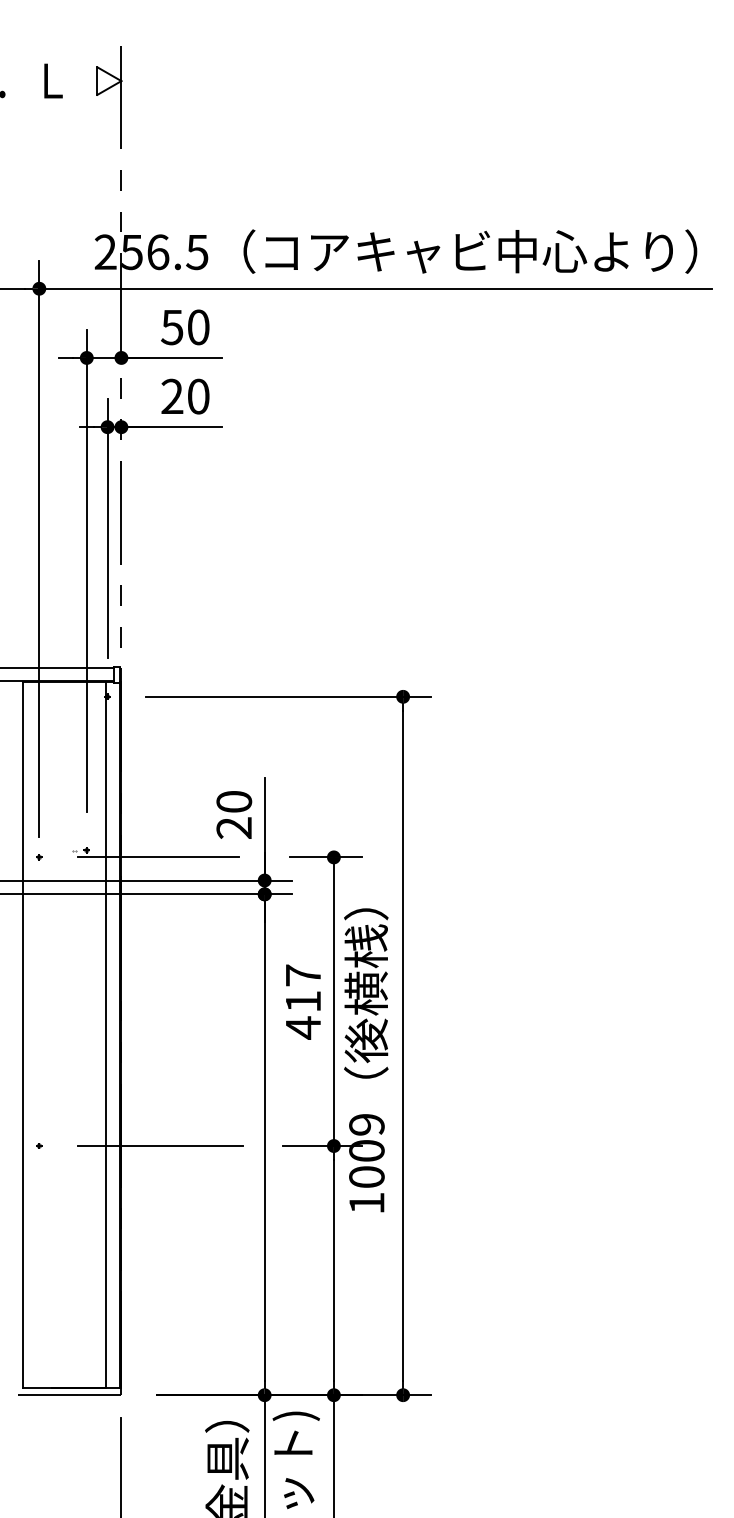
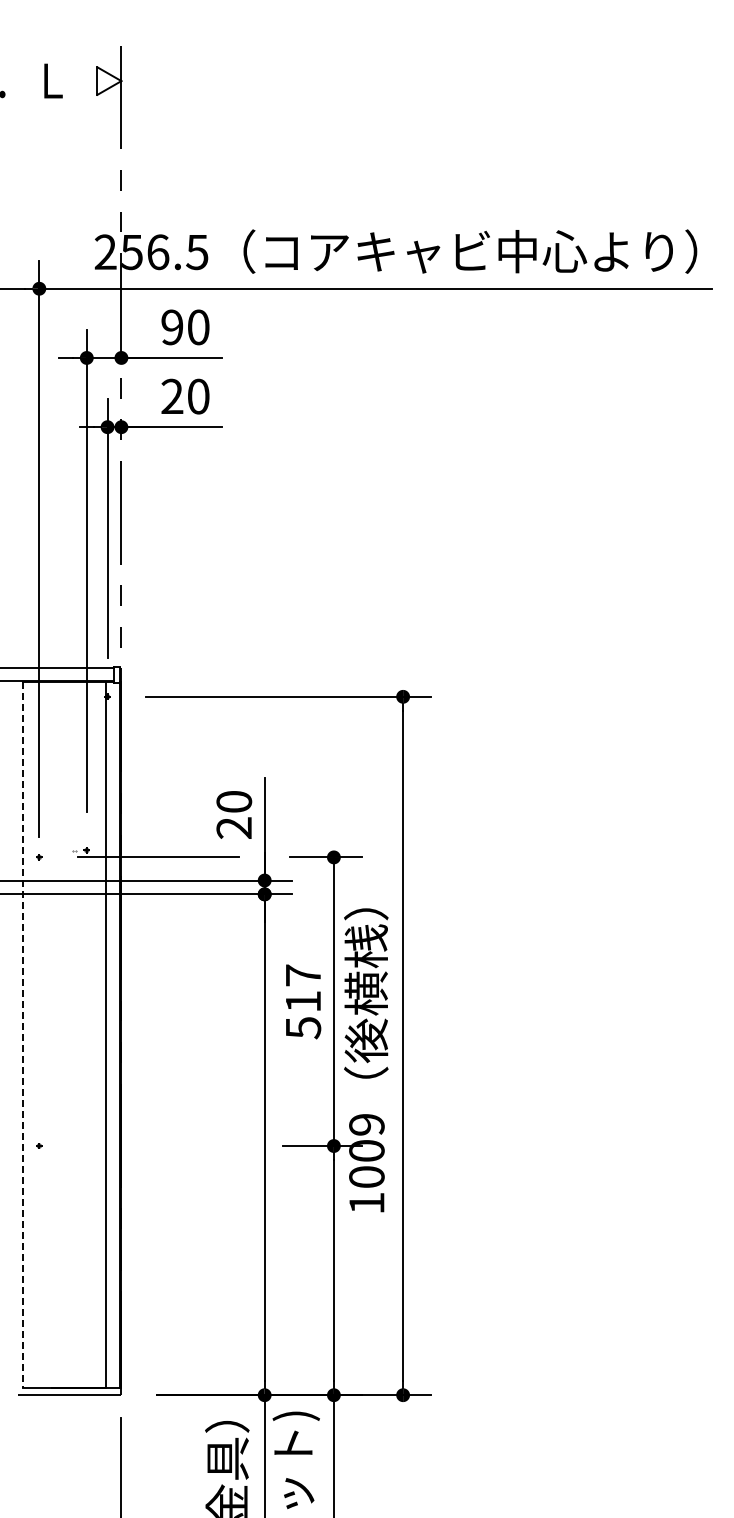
text: 50 -> 90 (172, 327)
text: 417 -> 517 (303, 1027)
line: solid -> dashed (22, 1035)
line: present -> none (159, 1146)
